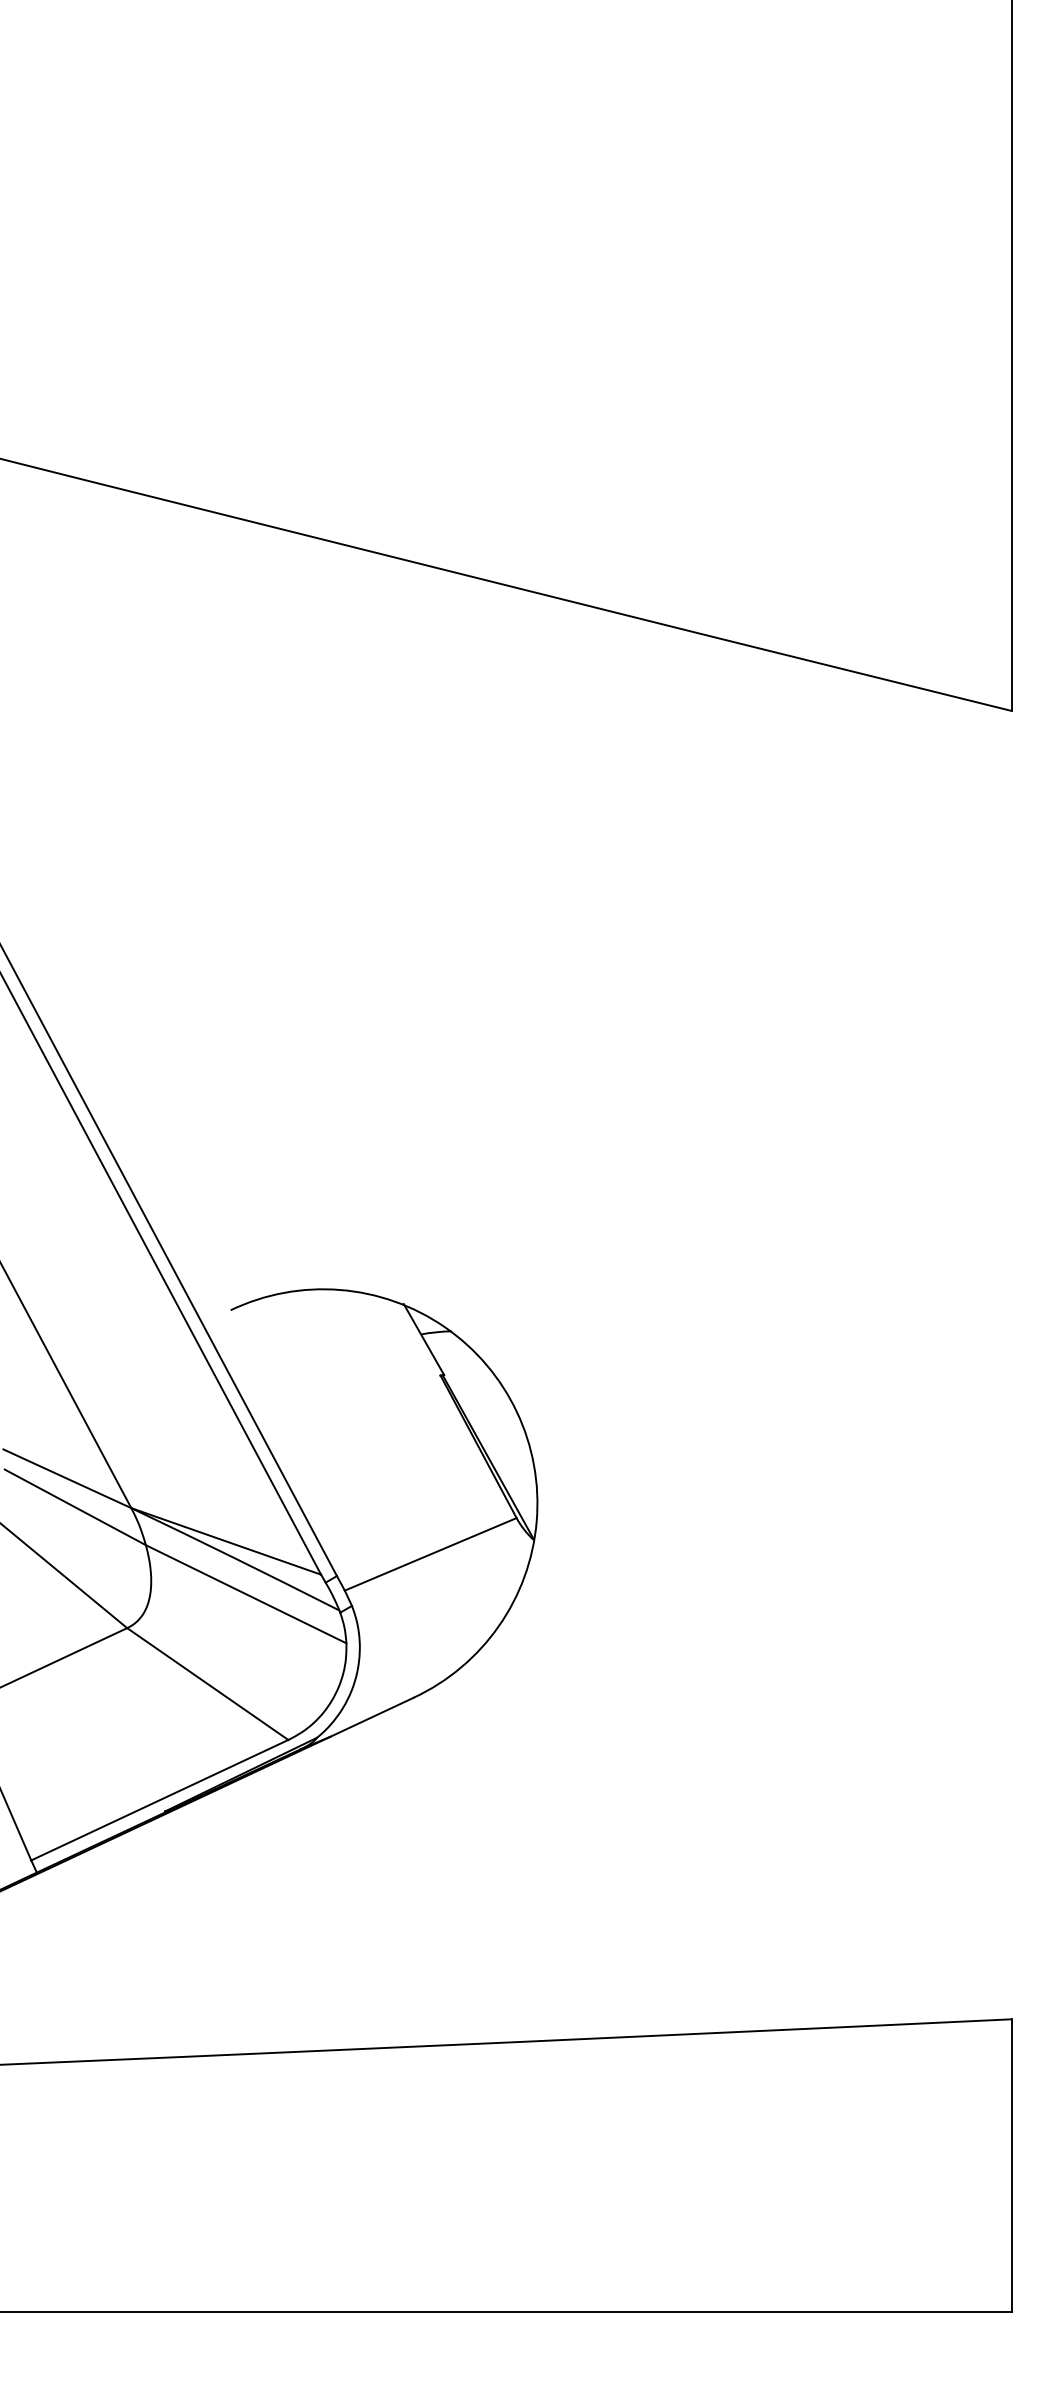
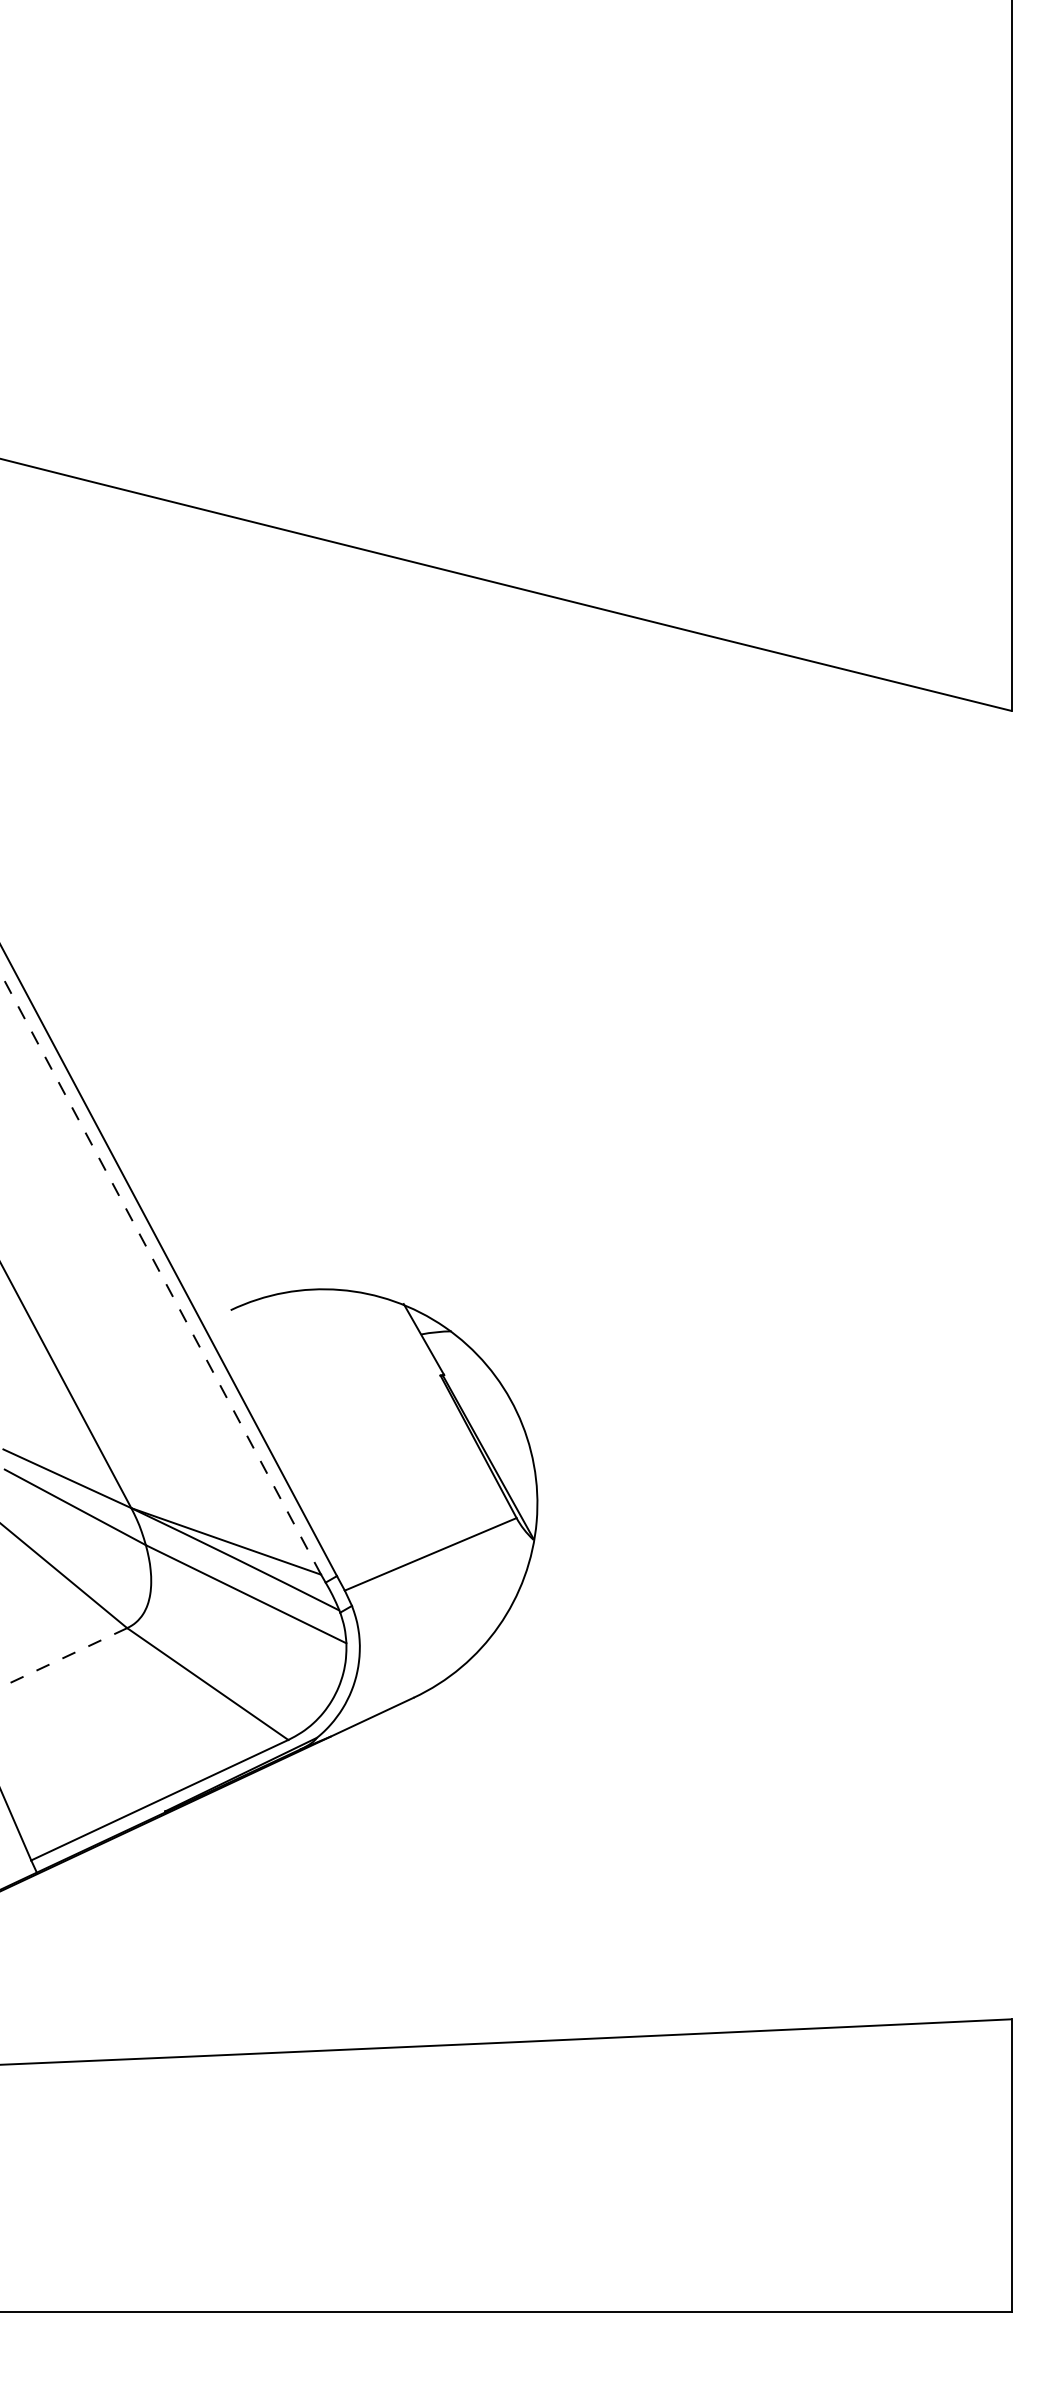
line: solid -> dashed (160, 1273)
line: solid -> dashed (64, 1657)
